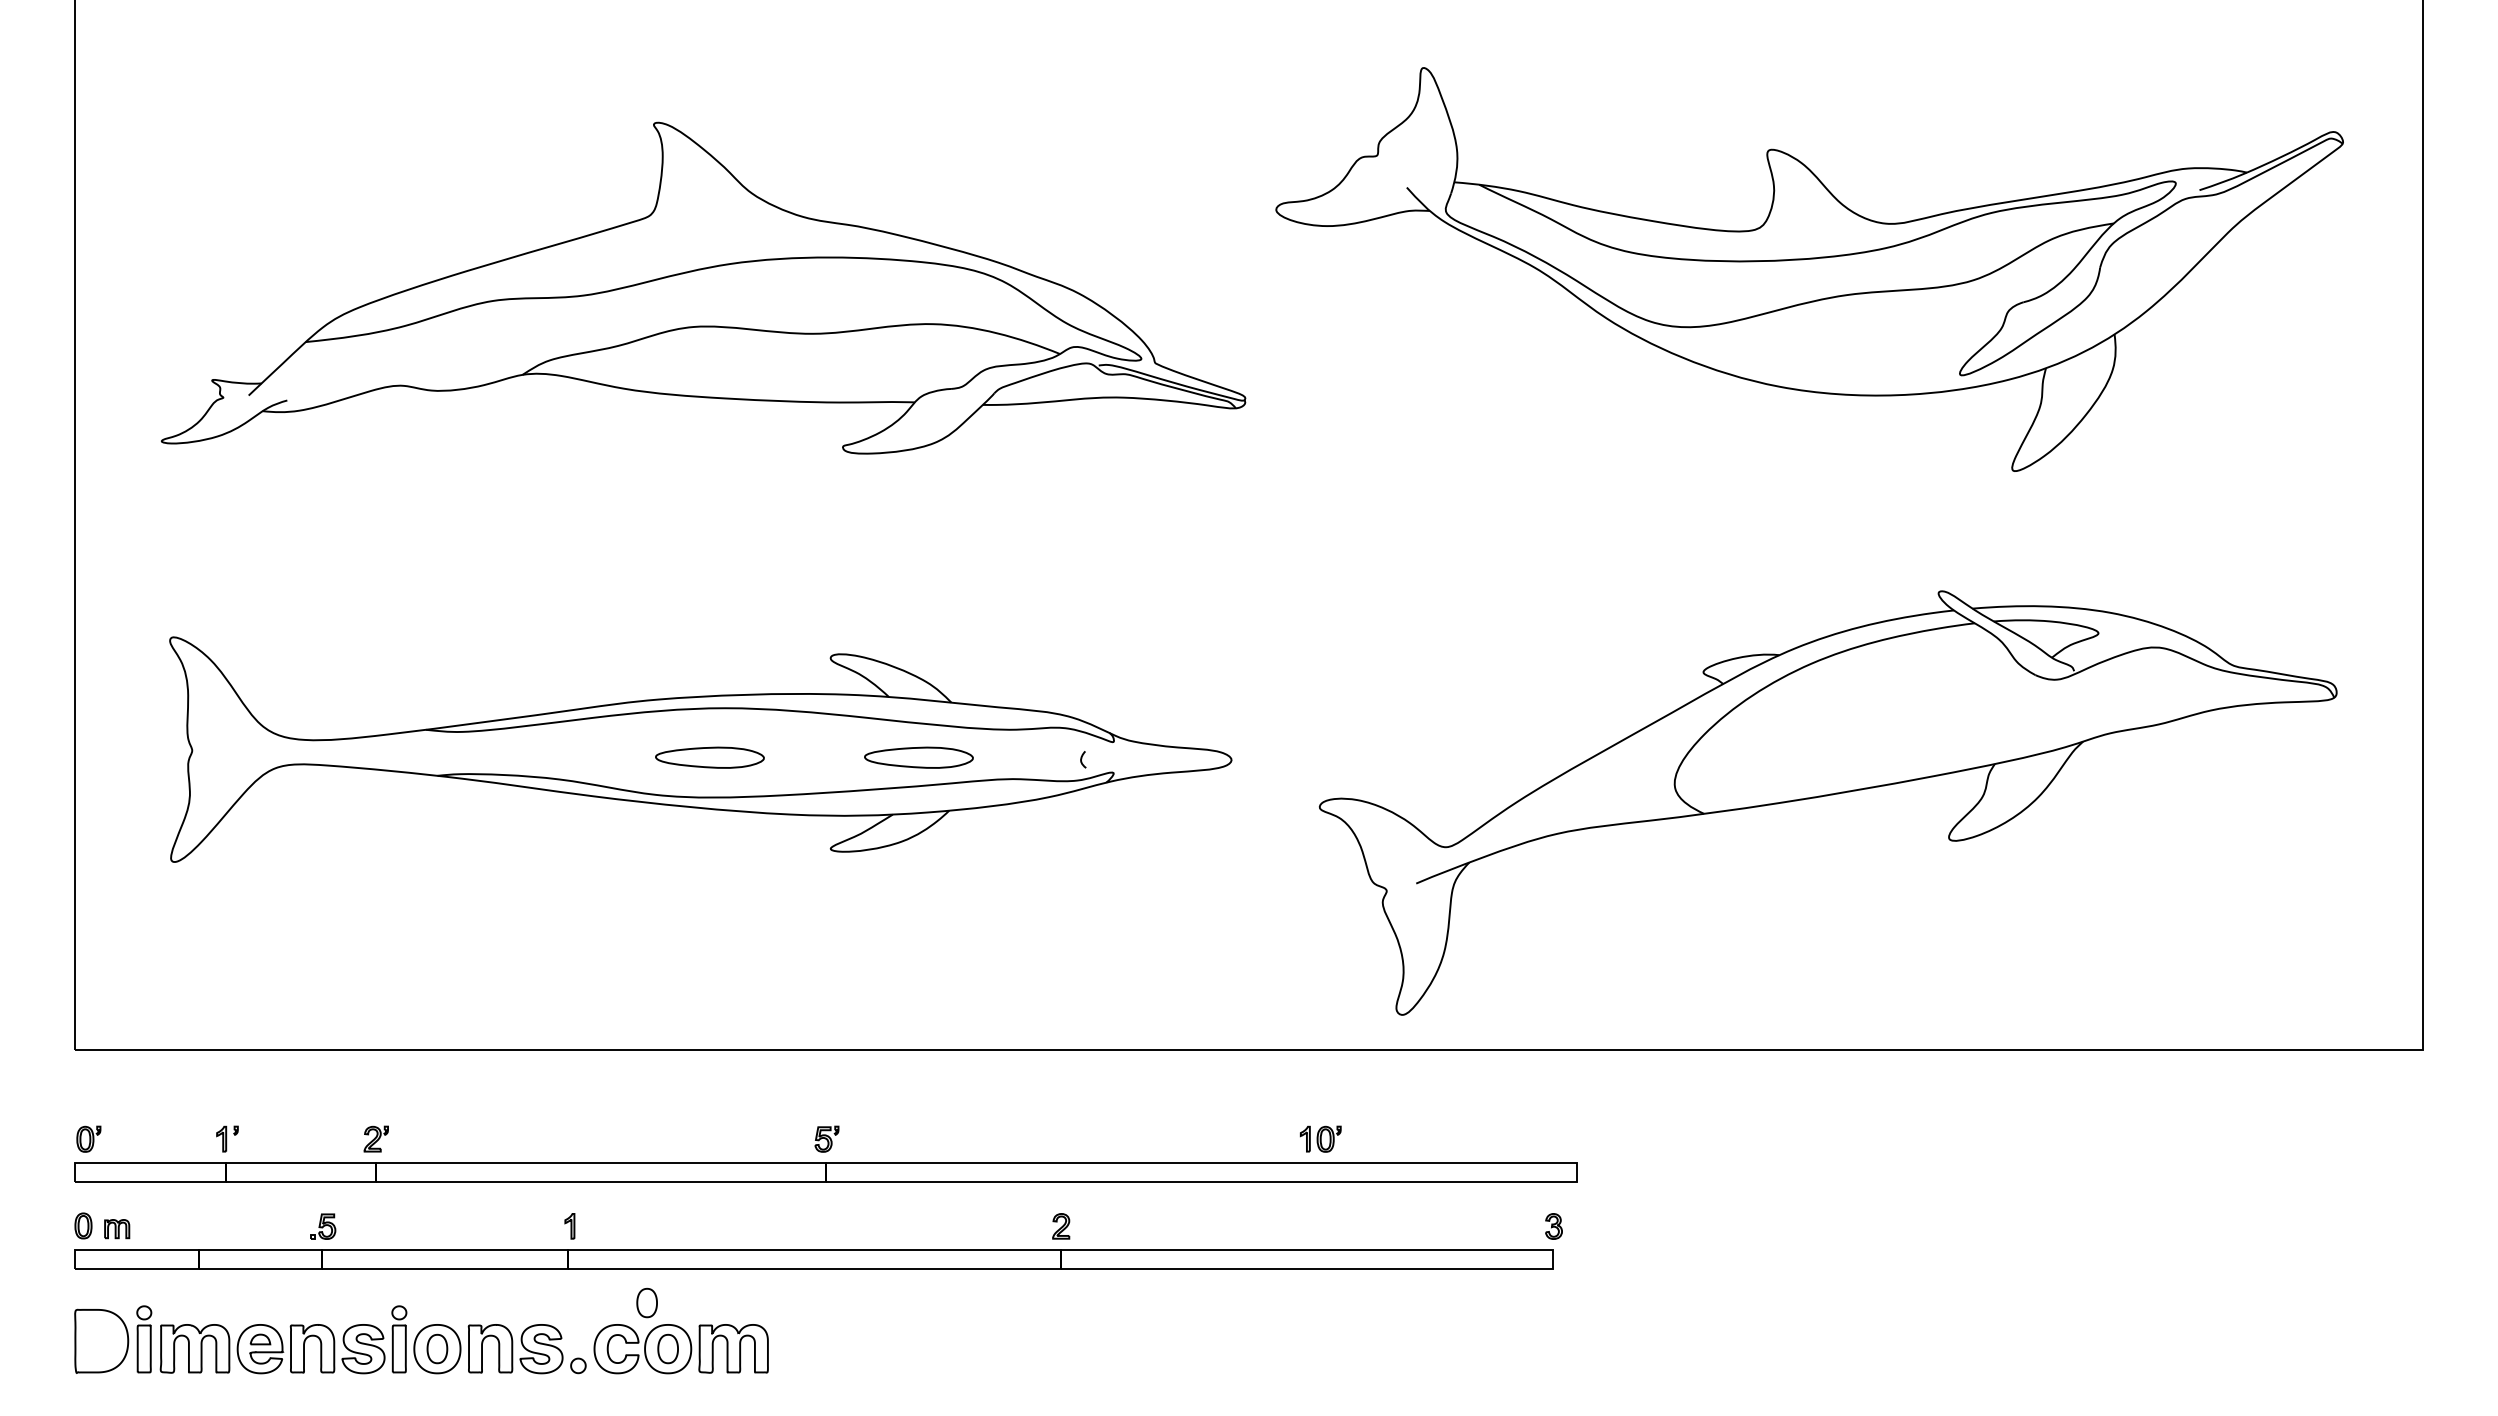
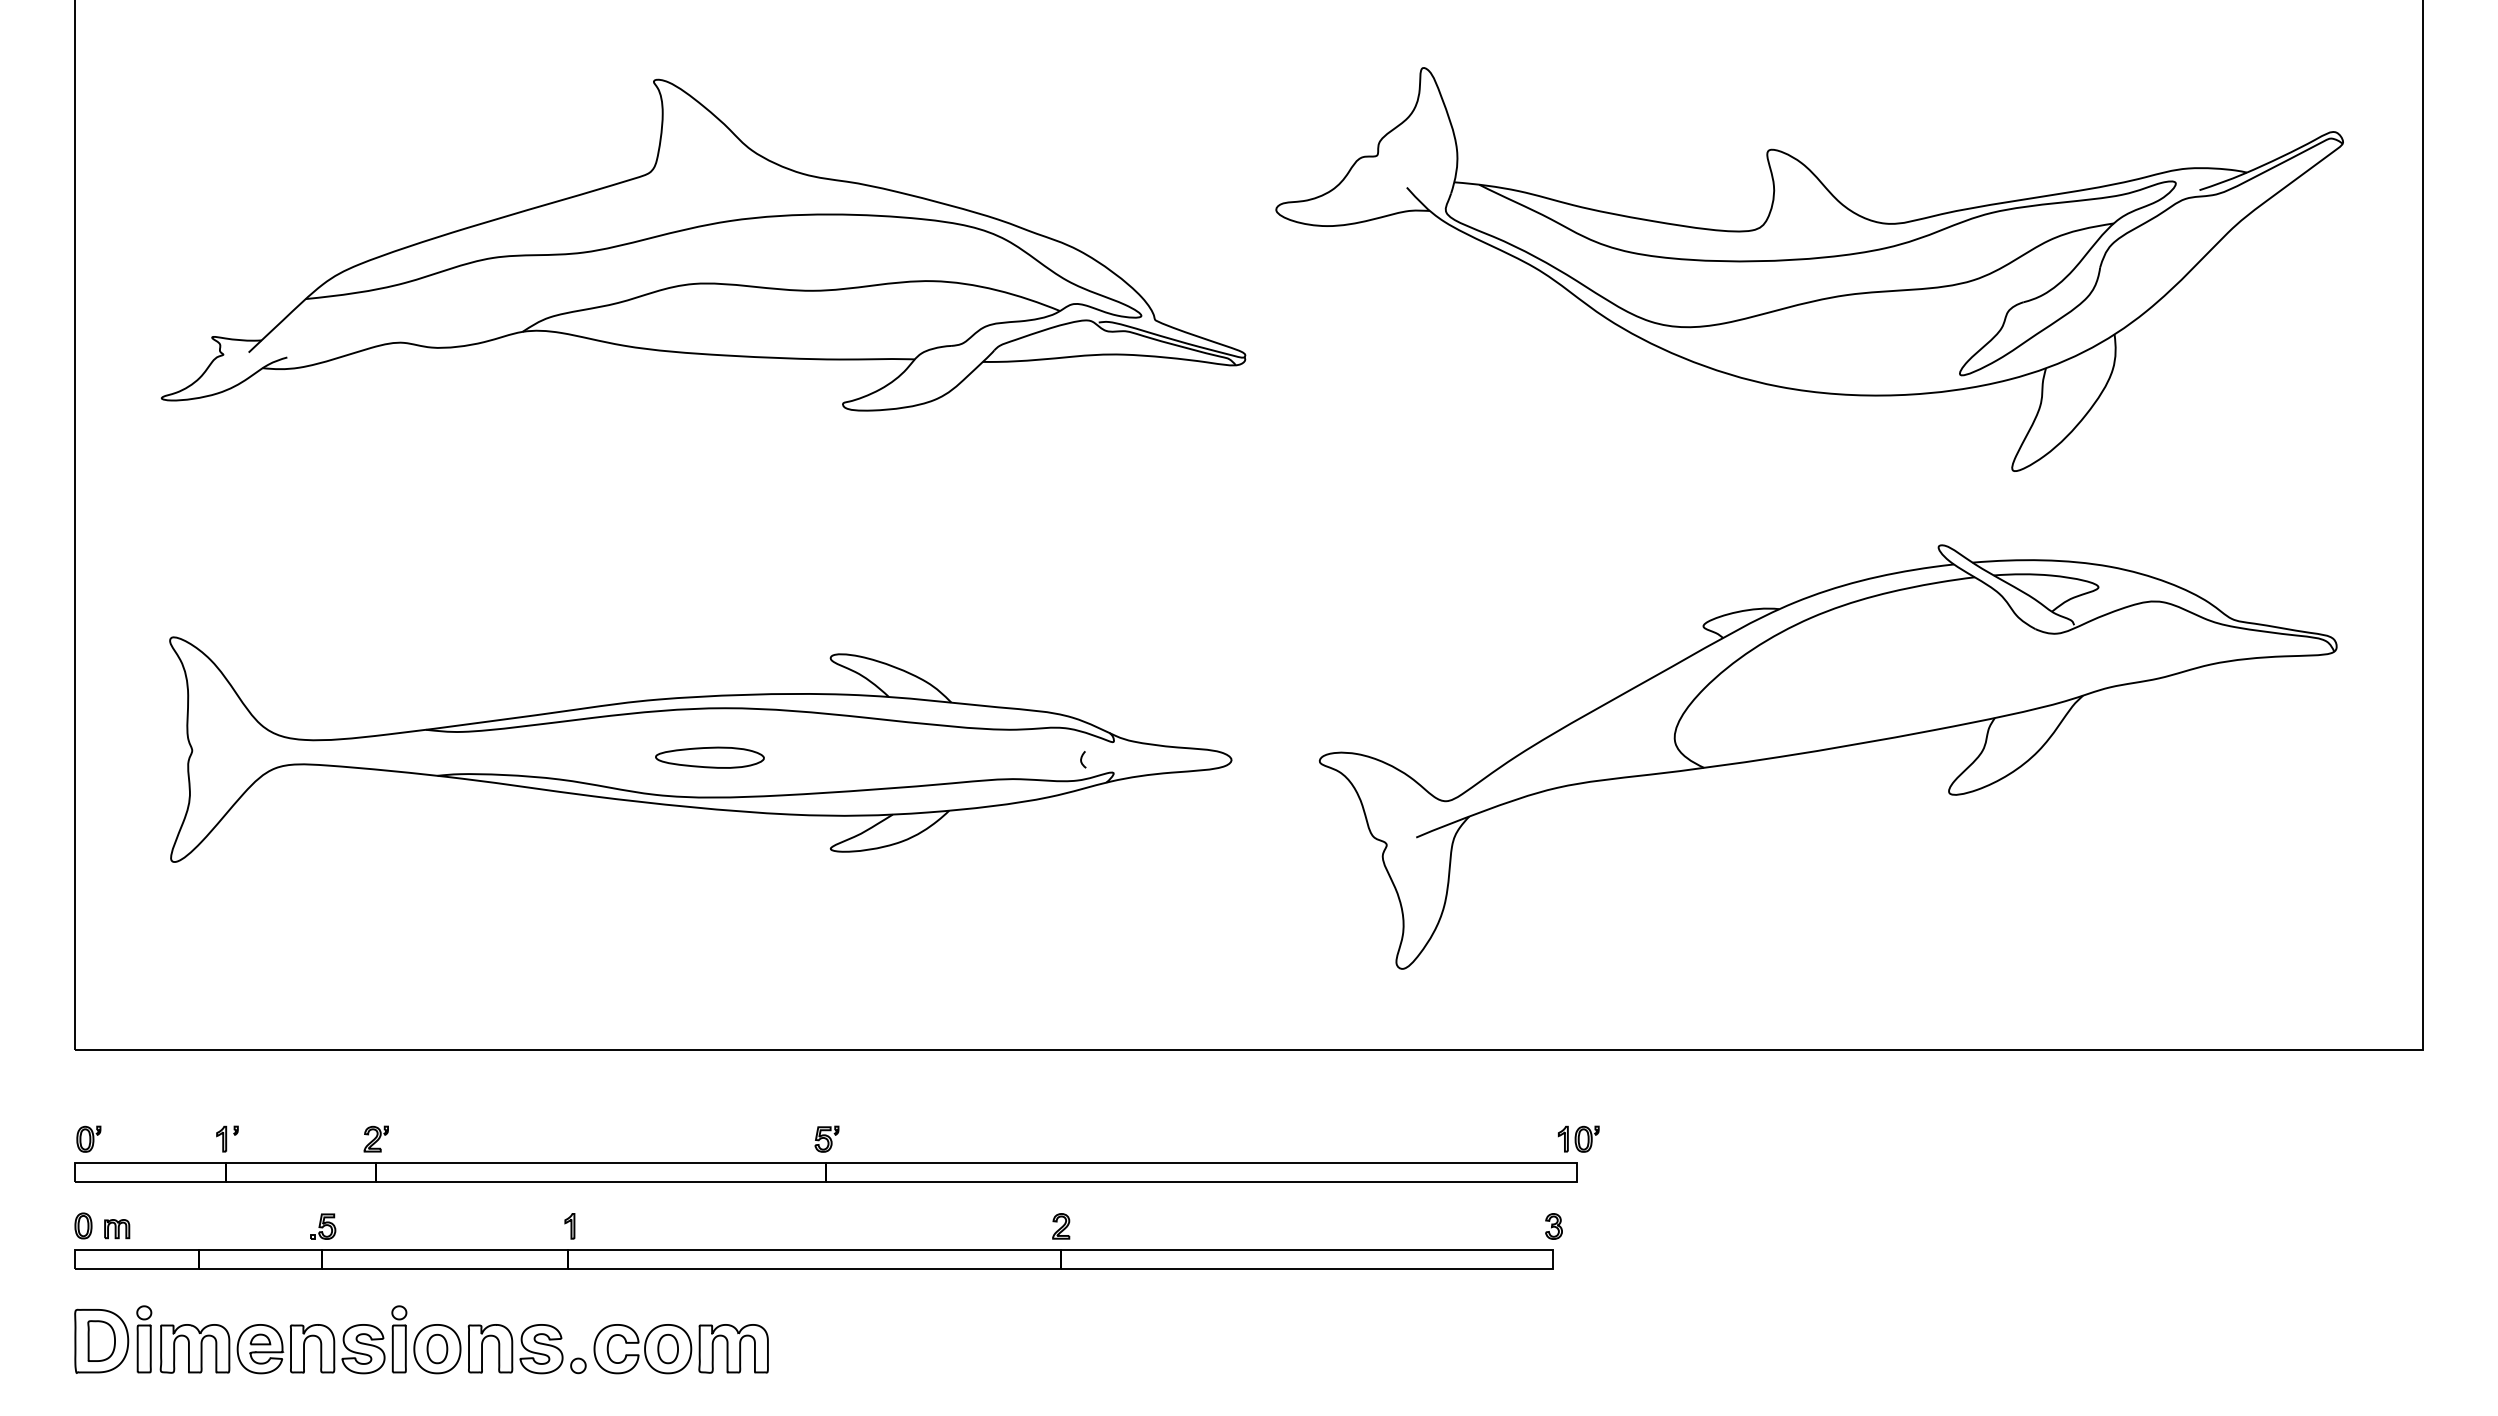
part position: (703, 287) -> (703, 244) (703, 244)
part: present -> none (918, 757)
part position: (1827, 802) -> (1827, 756) (1827, 756)
part position: (1320, 1138) -> (1578, 1138) (1578, 1138)
part: present -> none (646, 1302)
part: none -> present (101, 1340)
